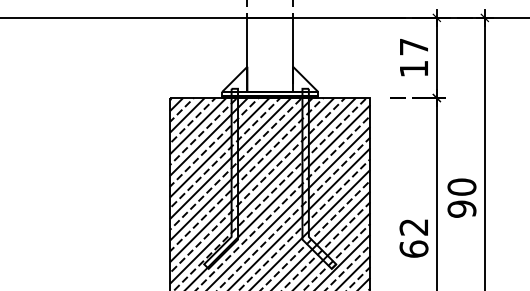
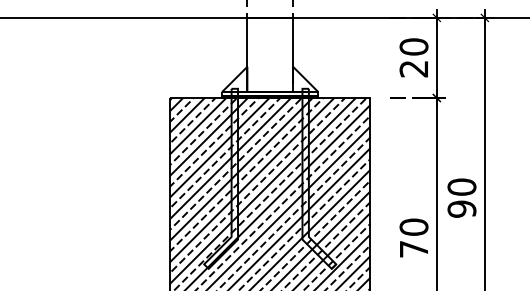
text: 17 -> 20 (413, 57)
text: 62 -> 70 (413, 237)
